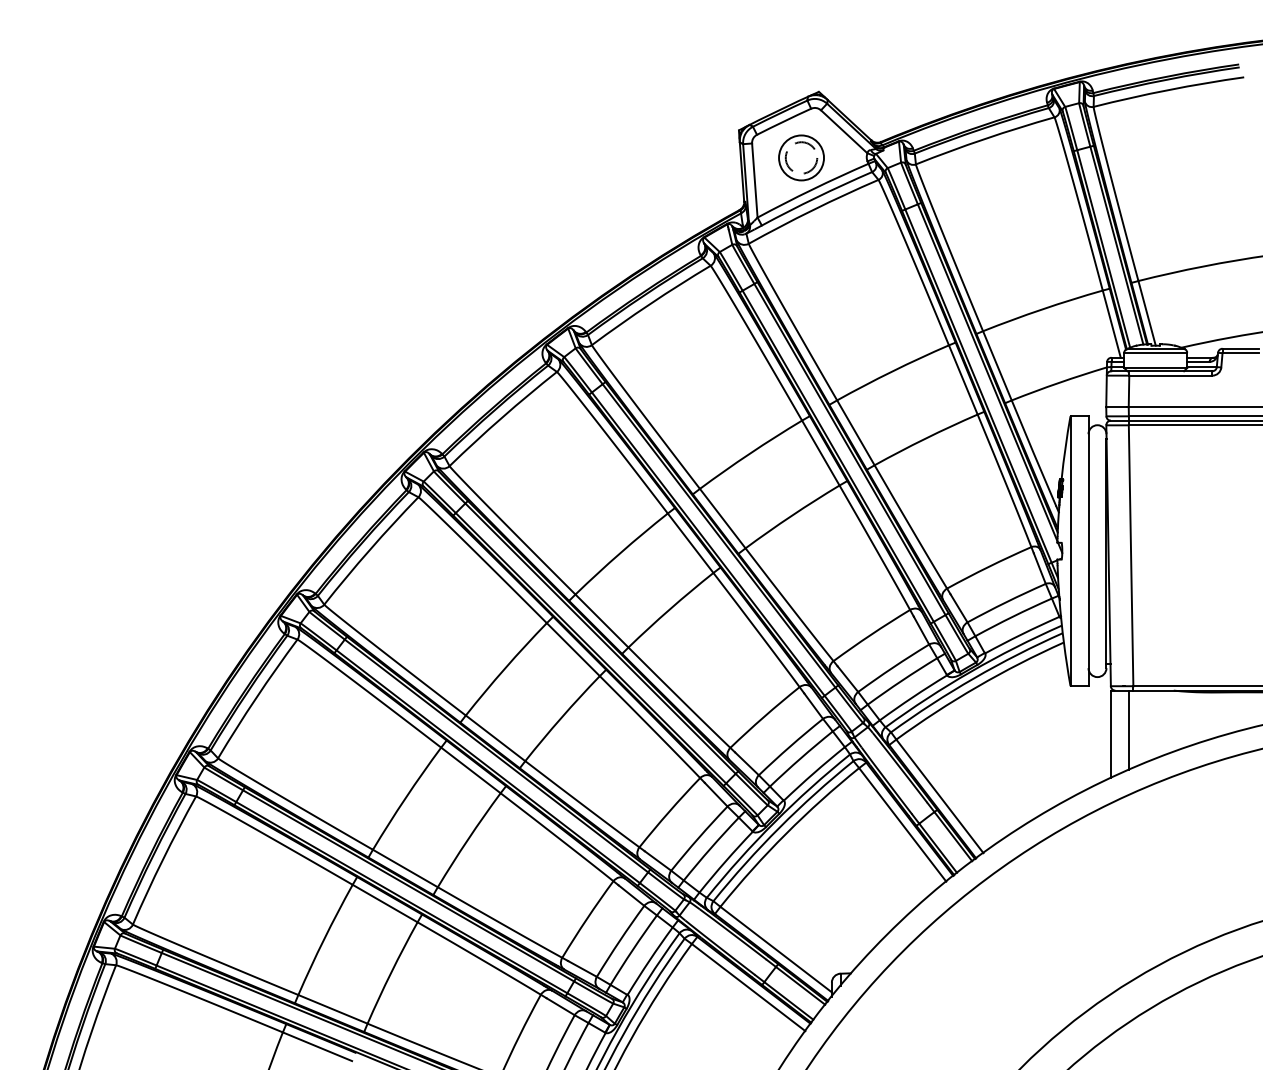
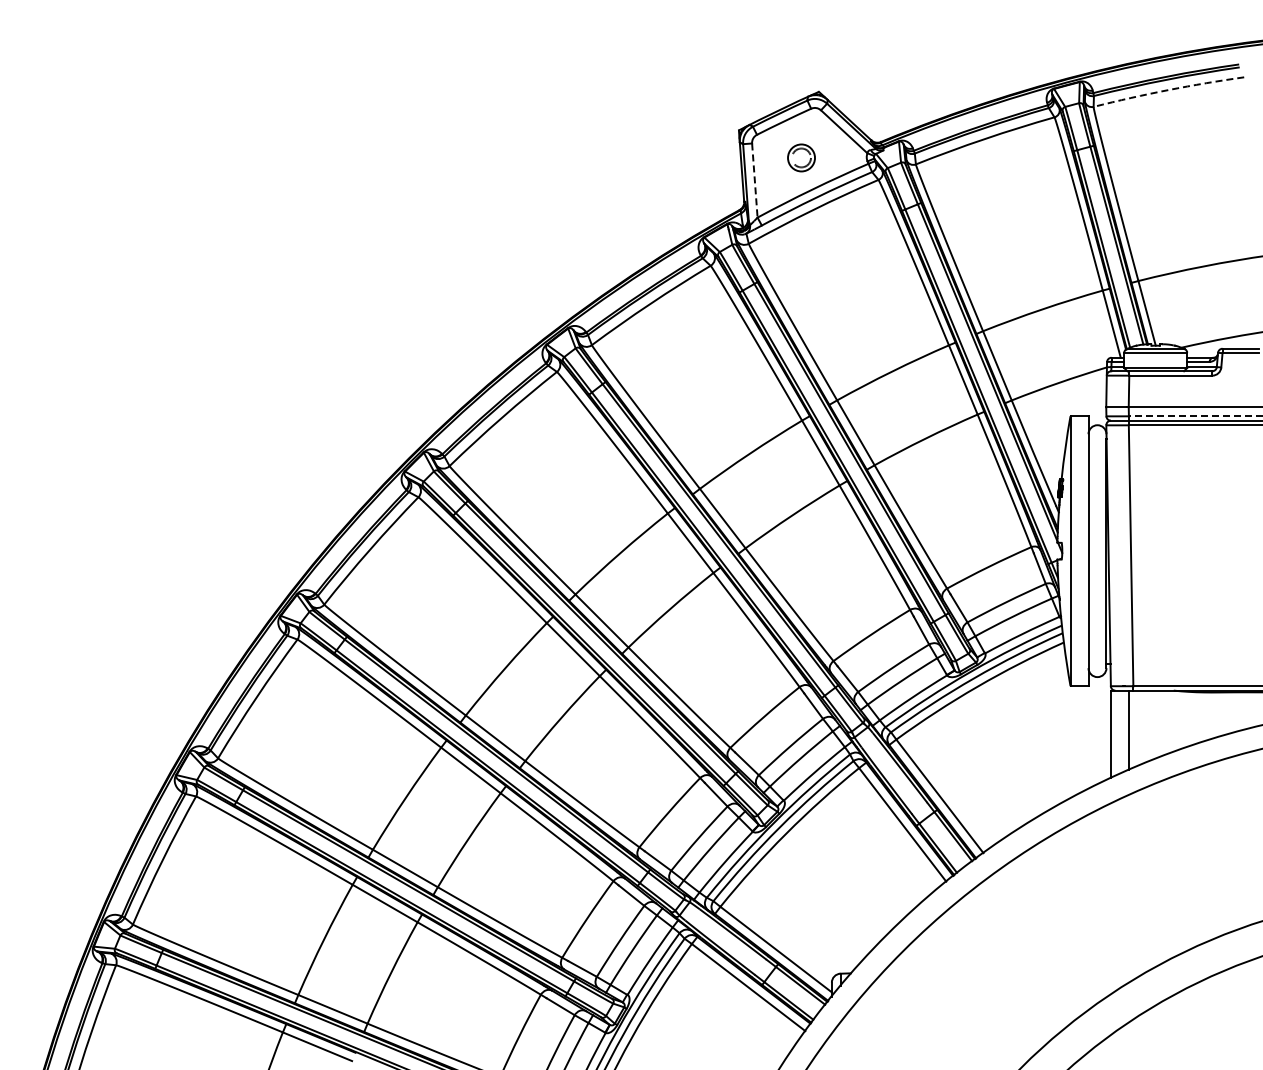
arc: solid -> dashed (1168, 90)
part size: 47x48 px -> 29x30 px (801, 157)
line: solid -> dashed (754, 181)
line: solid -> dashed (1195, 416)
